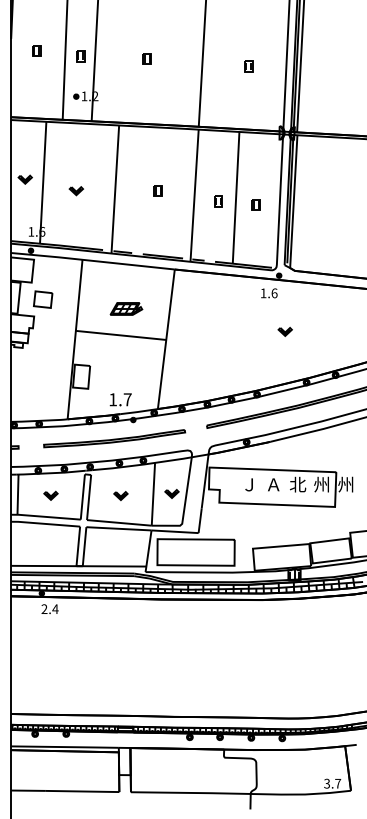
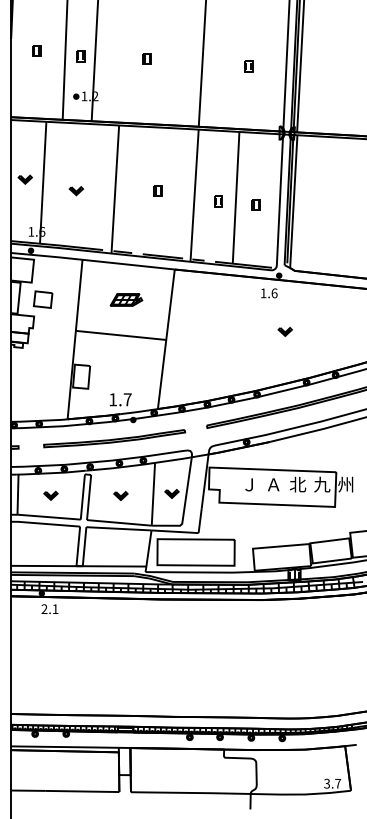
part position: (126, 308) -> (126, 299) (126, 299)
text: 州 -> 九 (322, 484)
text: 2.4 -> 2.1 (55, 608)
